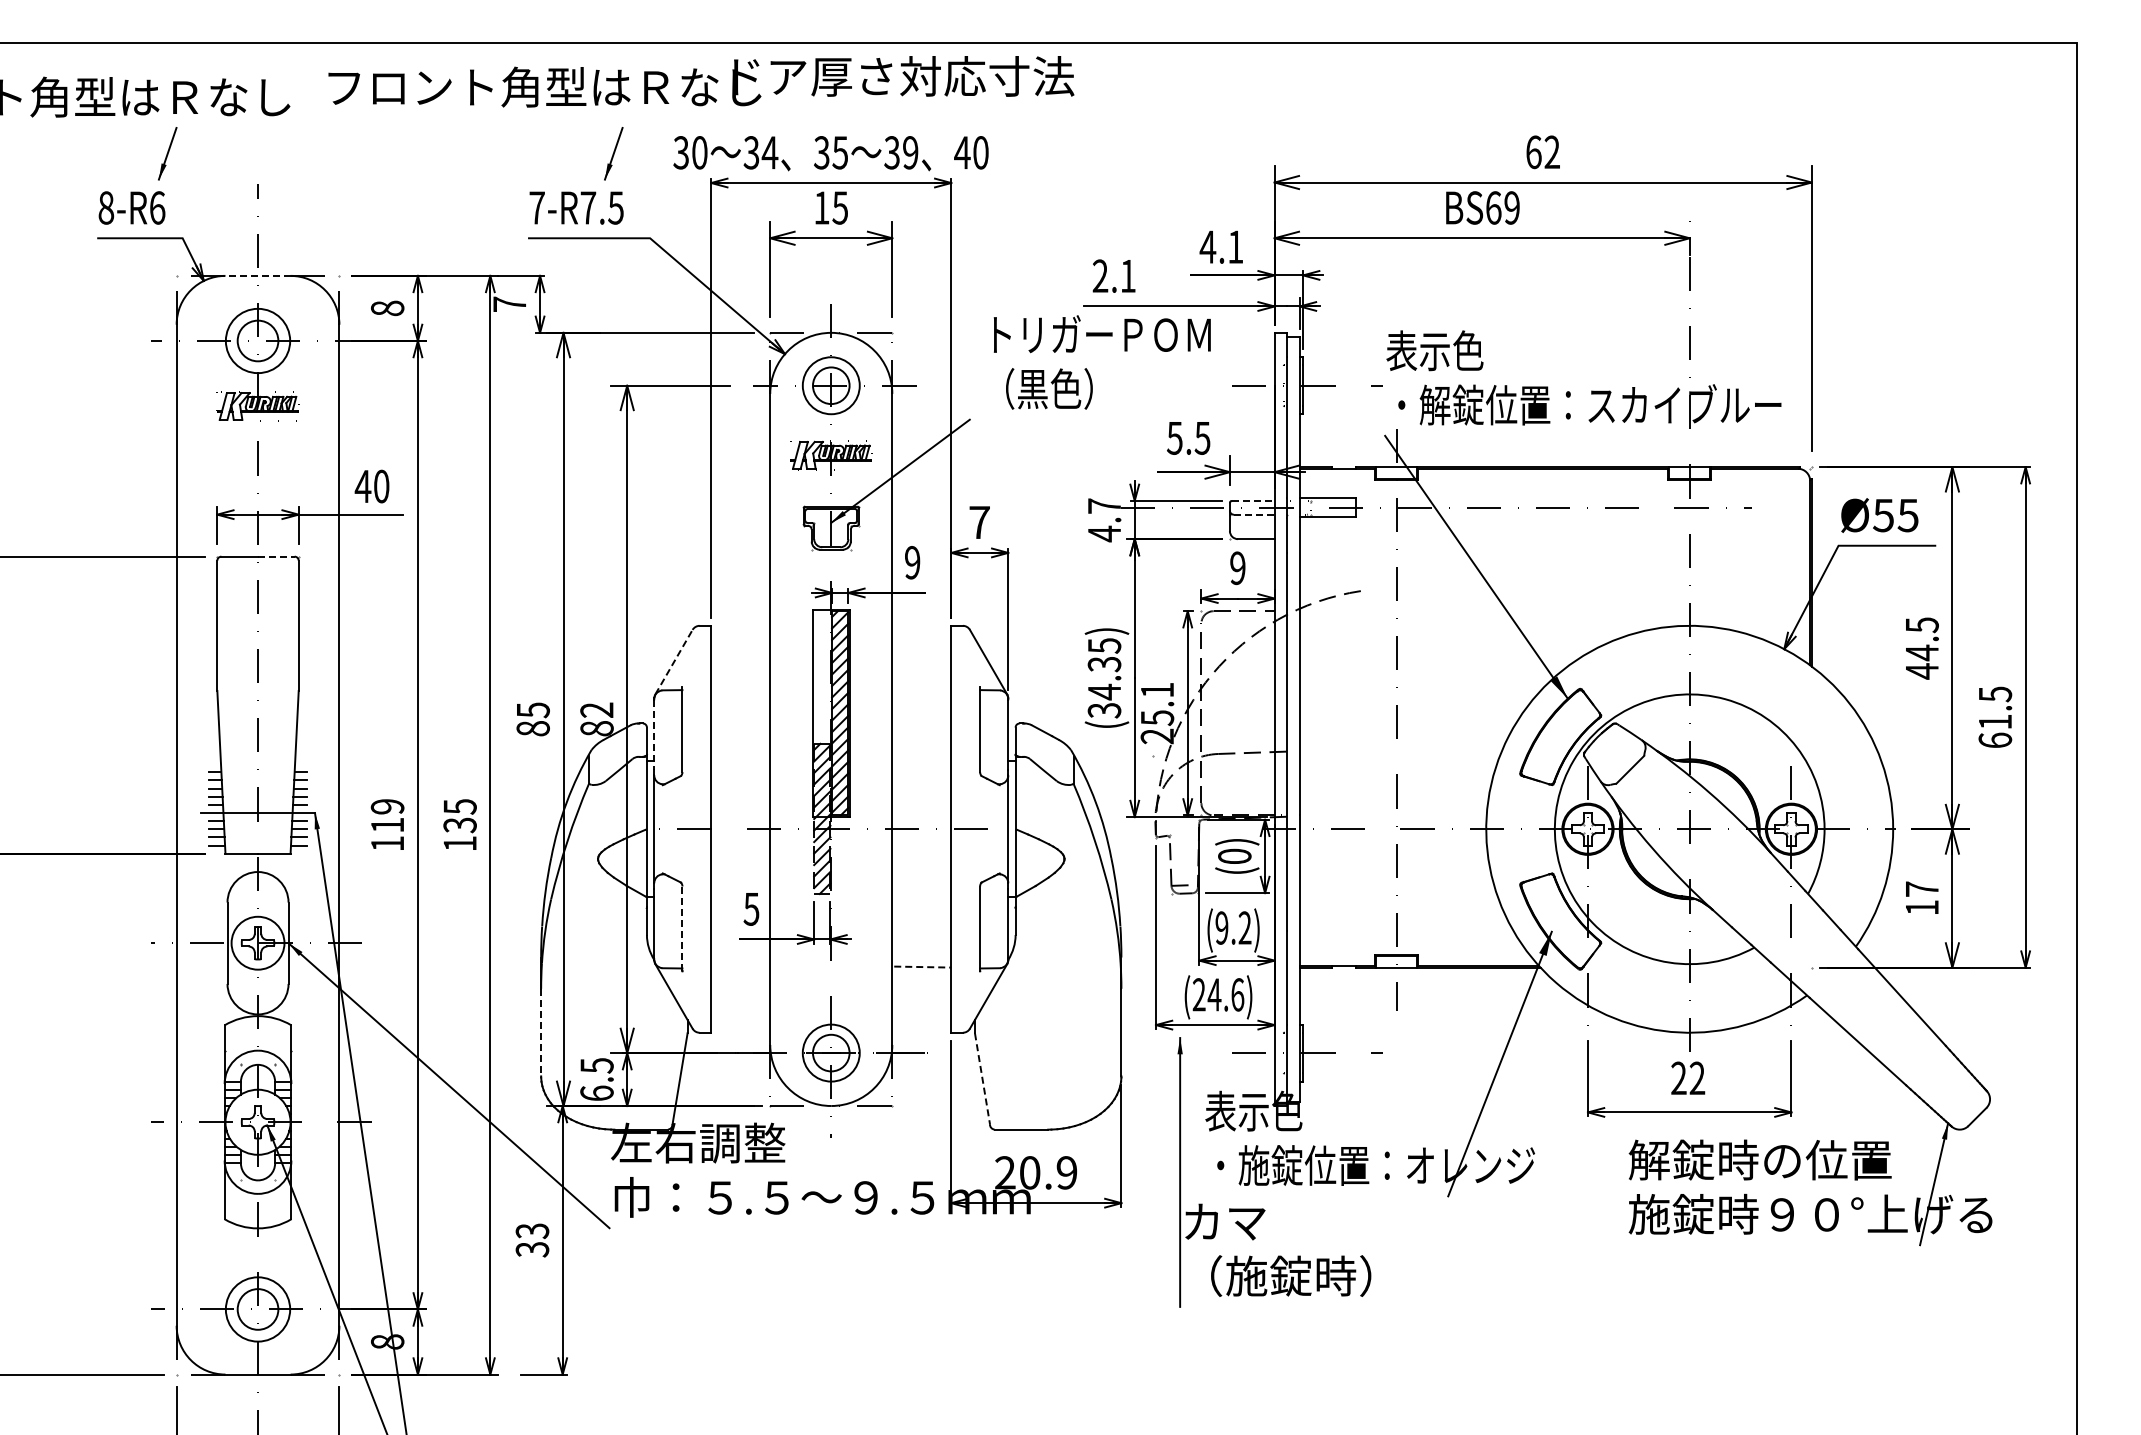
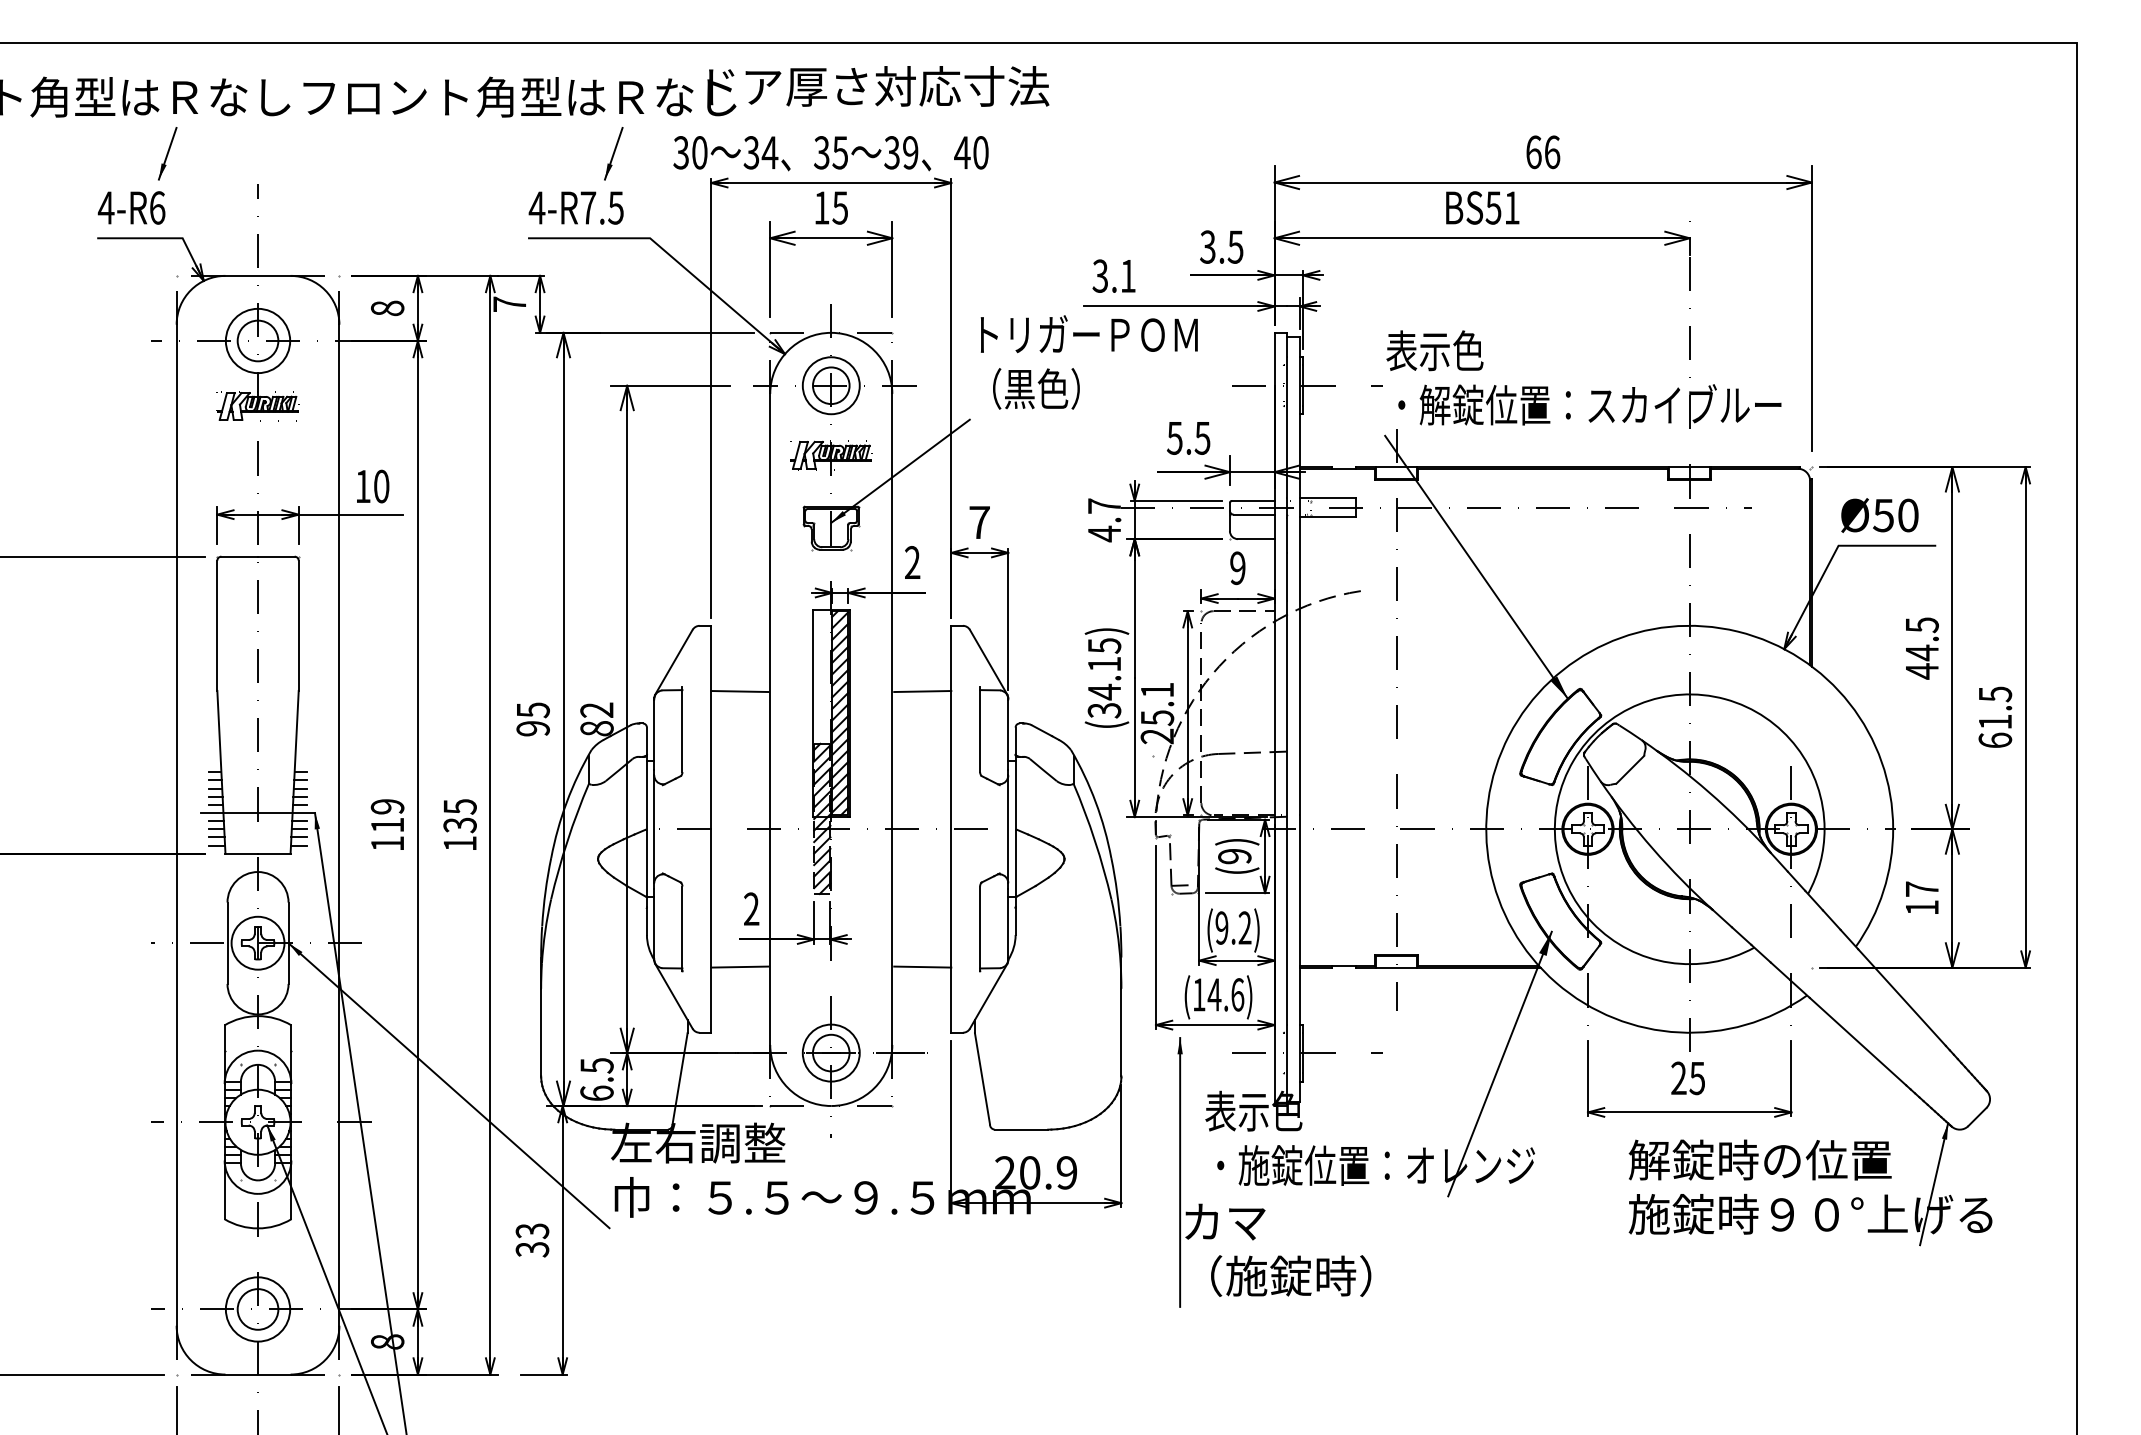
text position: (701, 81) -> (676, 91) (676, 91)
text: 62 -> 66 (1552, 152)
text: 8-R6 -> 4-R6 (105, 207)
text: 7-R7.5 -> 4-R7.5 (536, 207)
text: BS69 -> BS51 (1502, 207)
text: 4.1 -> 3.5 (1221, 246)
line: dashed -> solid (258, 275)
text: 2.1 -> 3.1 (1100, 276)
text position: (1101, 362) -> (1088, 362) (1088, 362)
text: 40 -> 10 (362, 486)
line: dashed -> solid (1253, 500)
line: dashed -> solid (1254, 514)
text: Ø55 -> Ø50 (1907, 515)
line: dashed -> solid (276, 556)
text: 9 -> 2 (912, 562)
line: dashed -> solid (674, 661)
text: (34.35) -> (34.15) (1104, 664)
line: none -> present (739, 691)
line: none -> present (922, 691)
text: 85 -> 95 (532, 728)
line: dashed -> solid (654, 735)
text: (0) -> (9) (1234, 856)
text: 5 -> 2 (751, 908)
line: dashed -> solid (682, 928)
line: none -> present (739, 966)
line: dashed -> solid (922, 967)
text: (24.6) -> (14.6) (1198, 994)
line: dashed -> solid (541, 1032)
line: dashed -> solid (982, 1078)
text: 22 -> 25 (1697, 1078)
